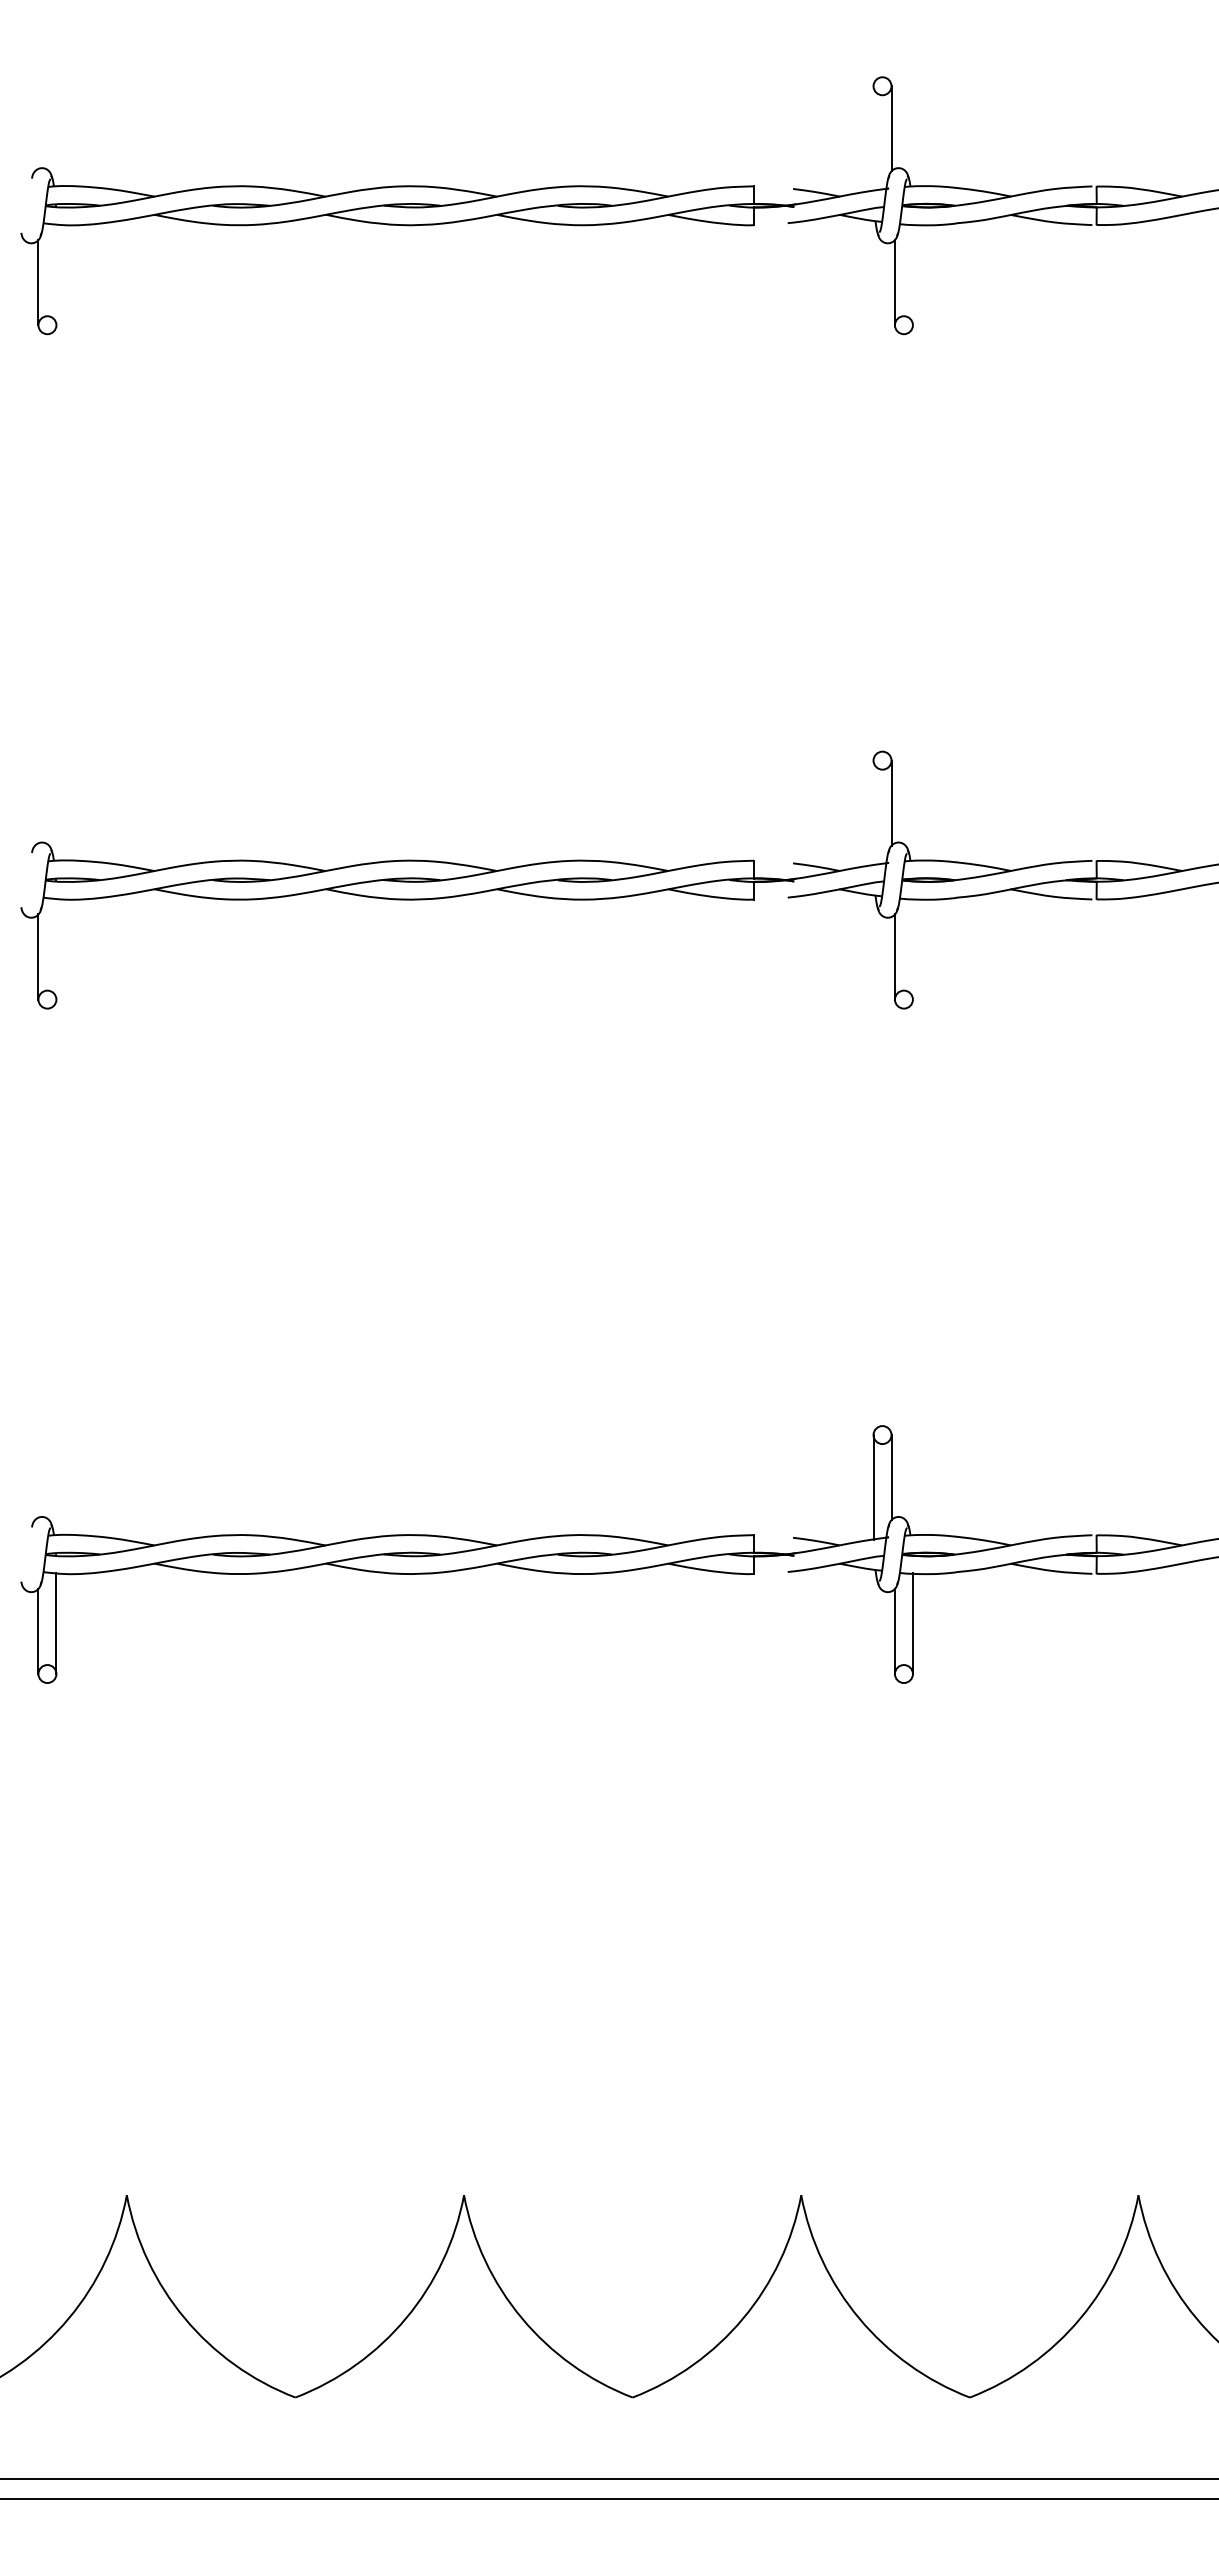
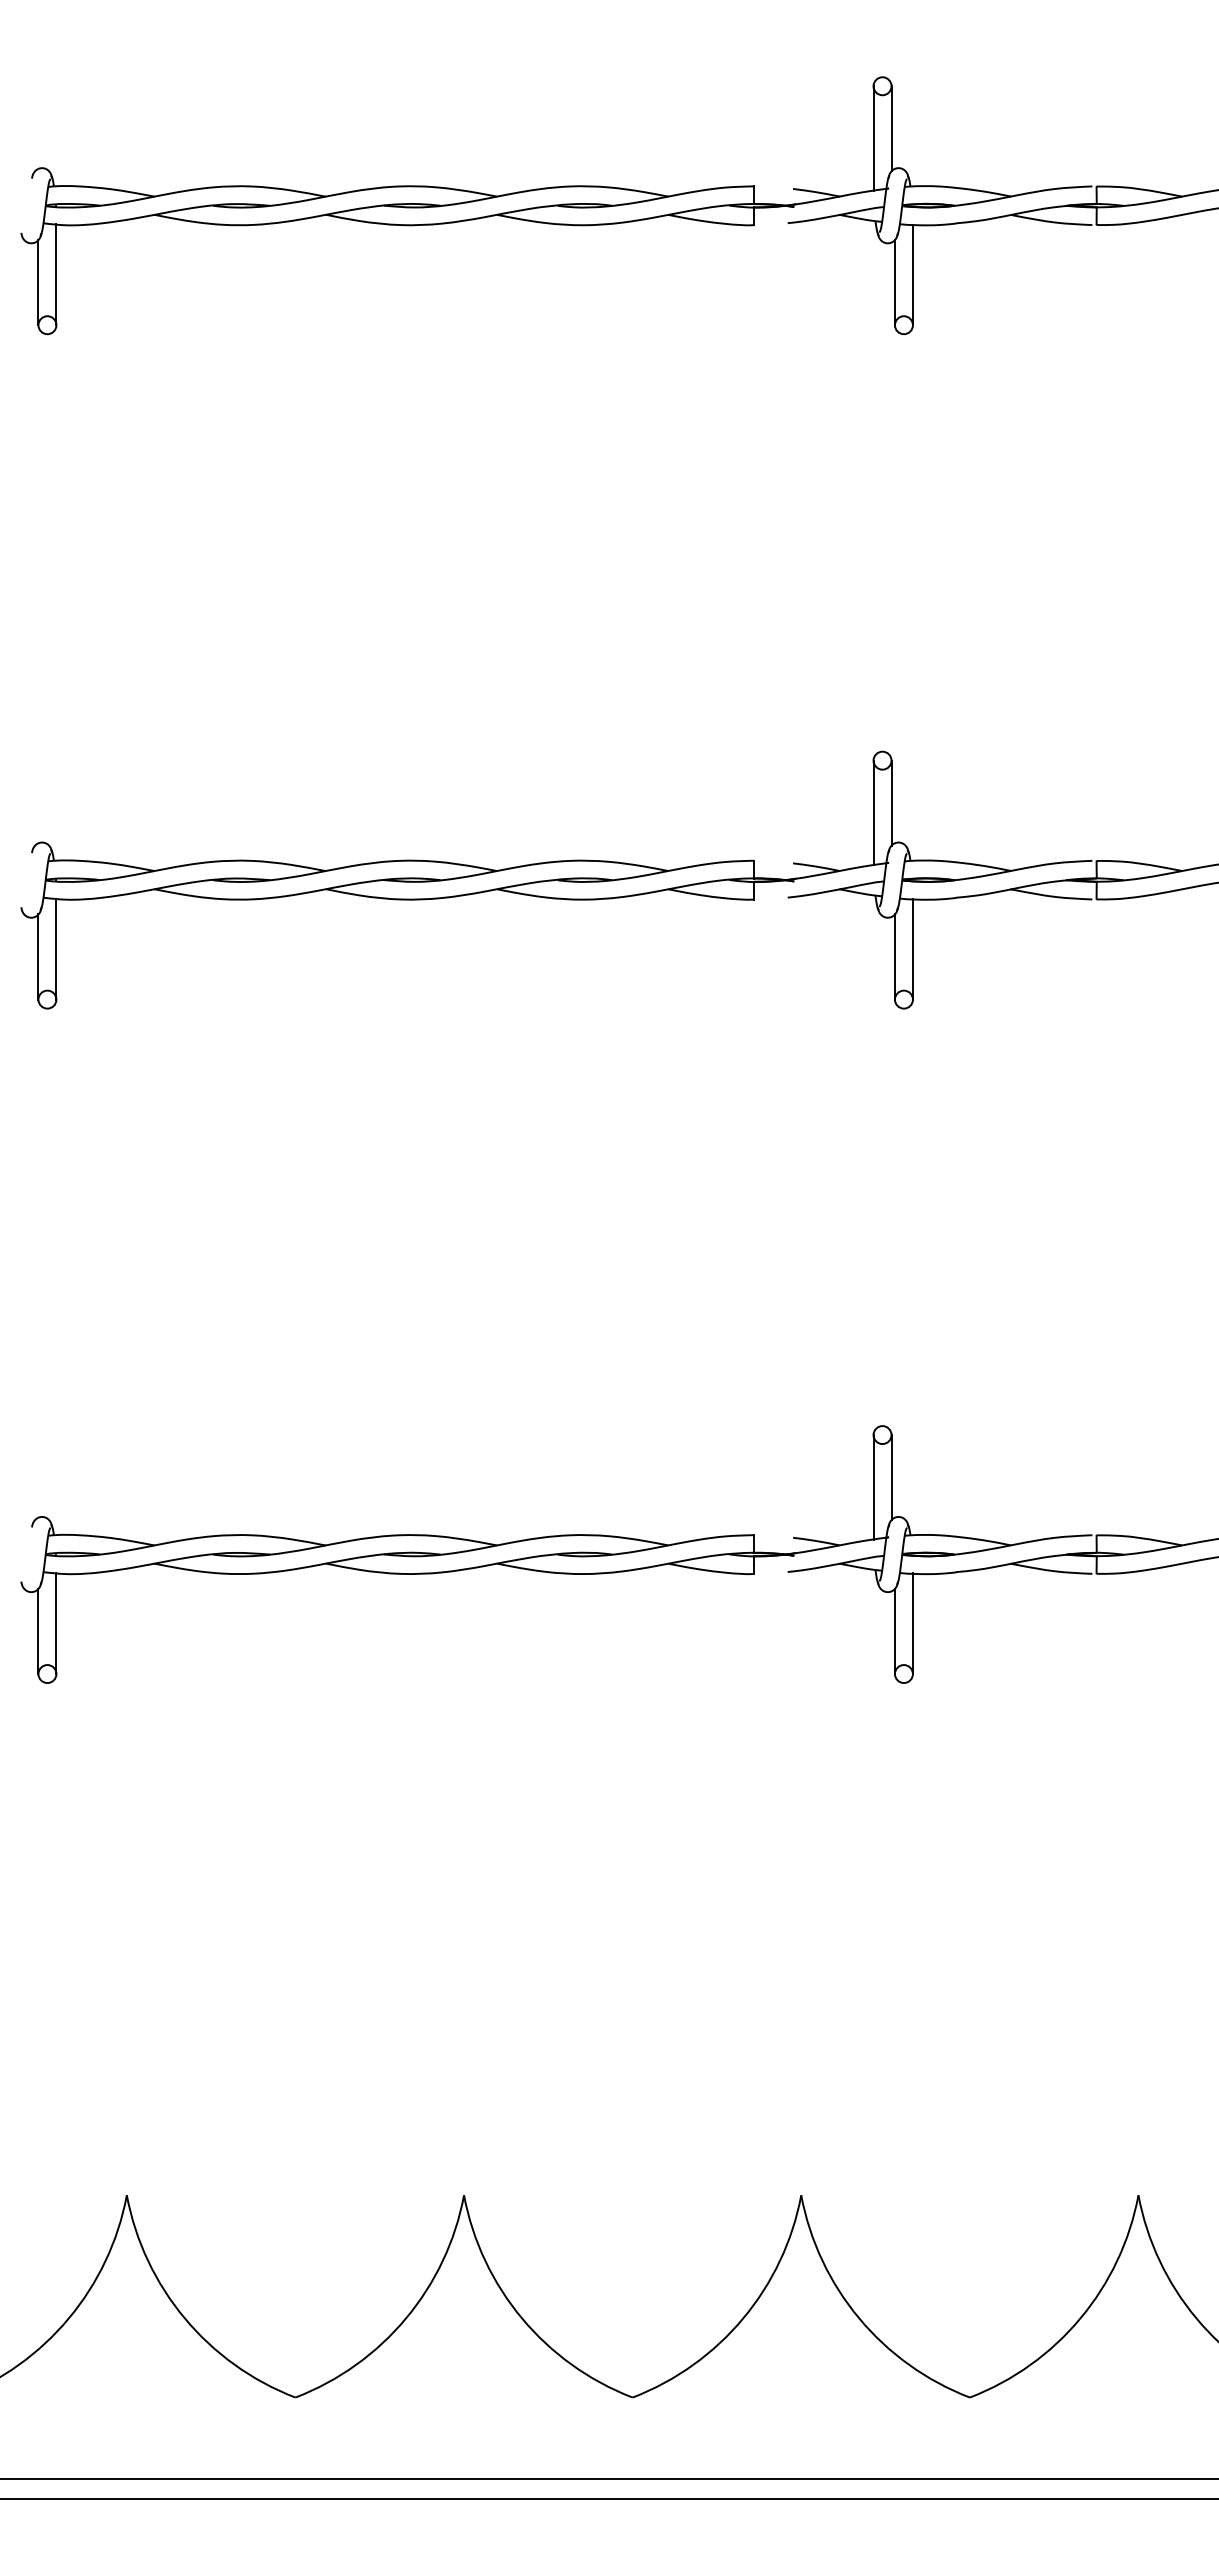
line: none -> present (873, 138)
line: none -> present (56, 274)
line: none -> present (912, 274)
line: none -> present (873, 812)
line: none -> present (56, 948)
line: none -> present (912, 948)
